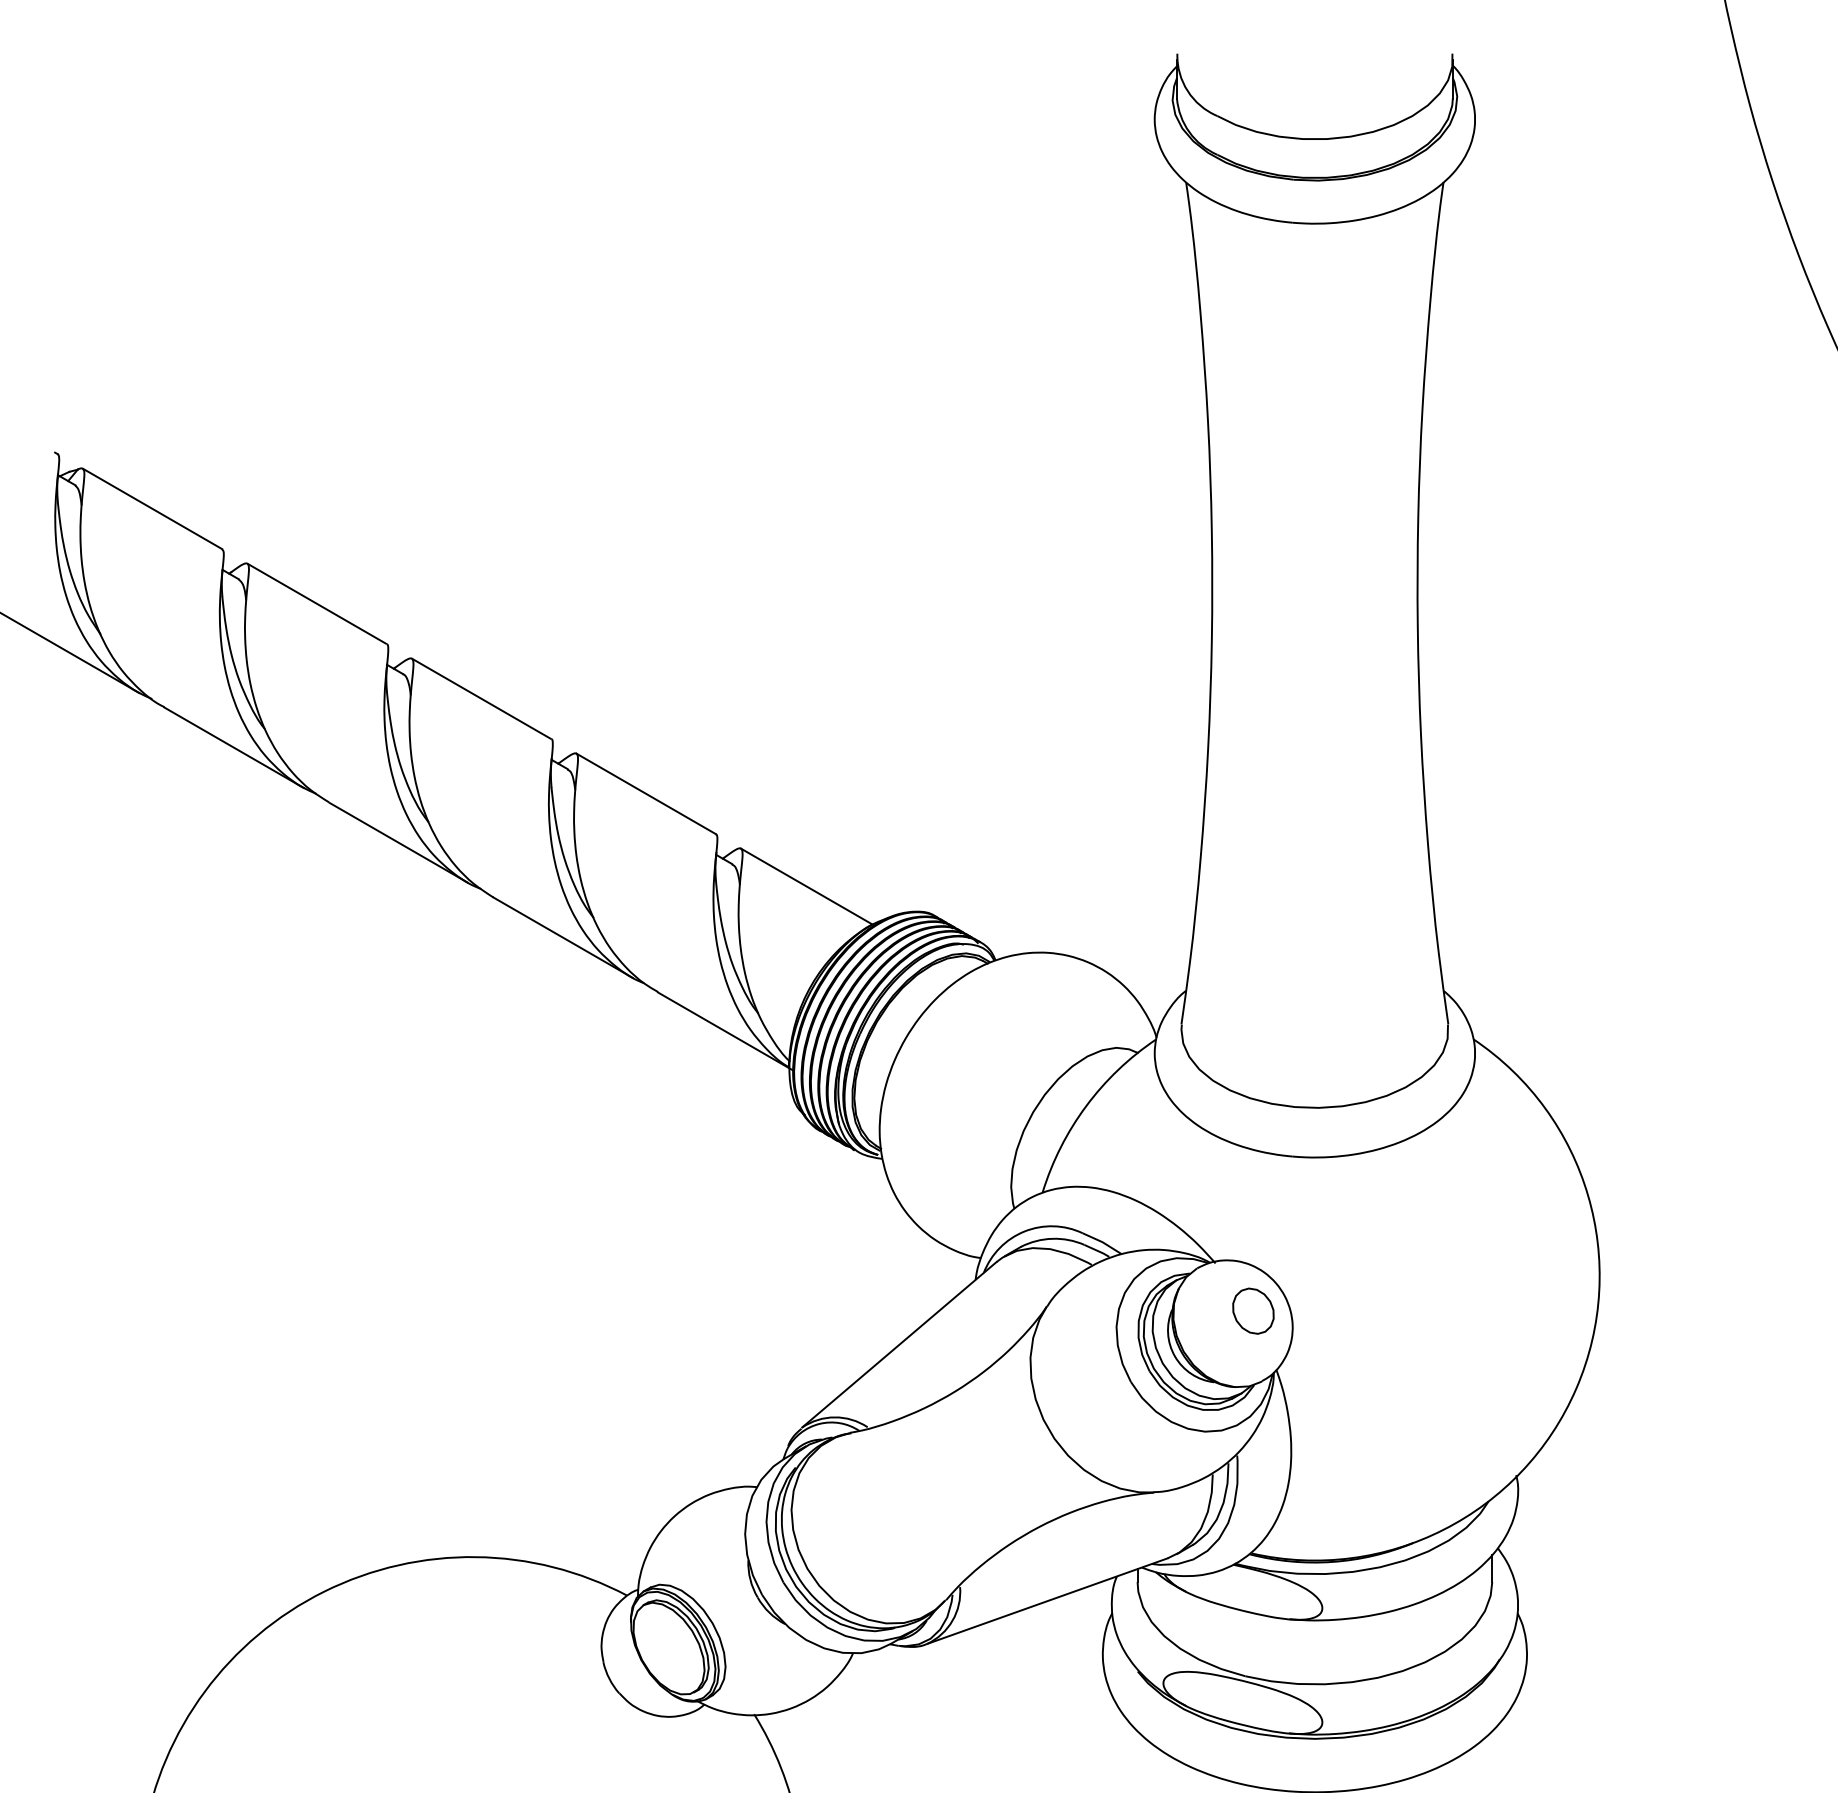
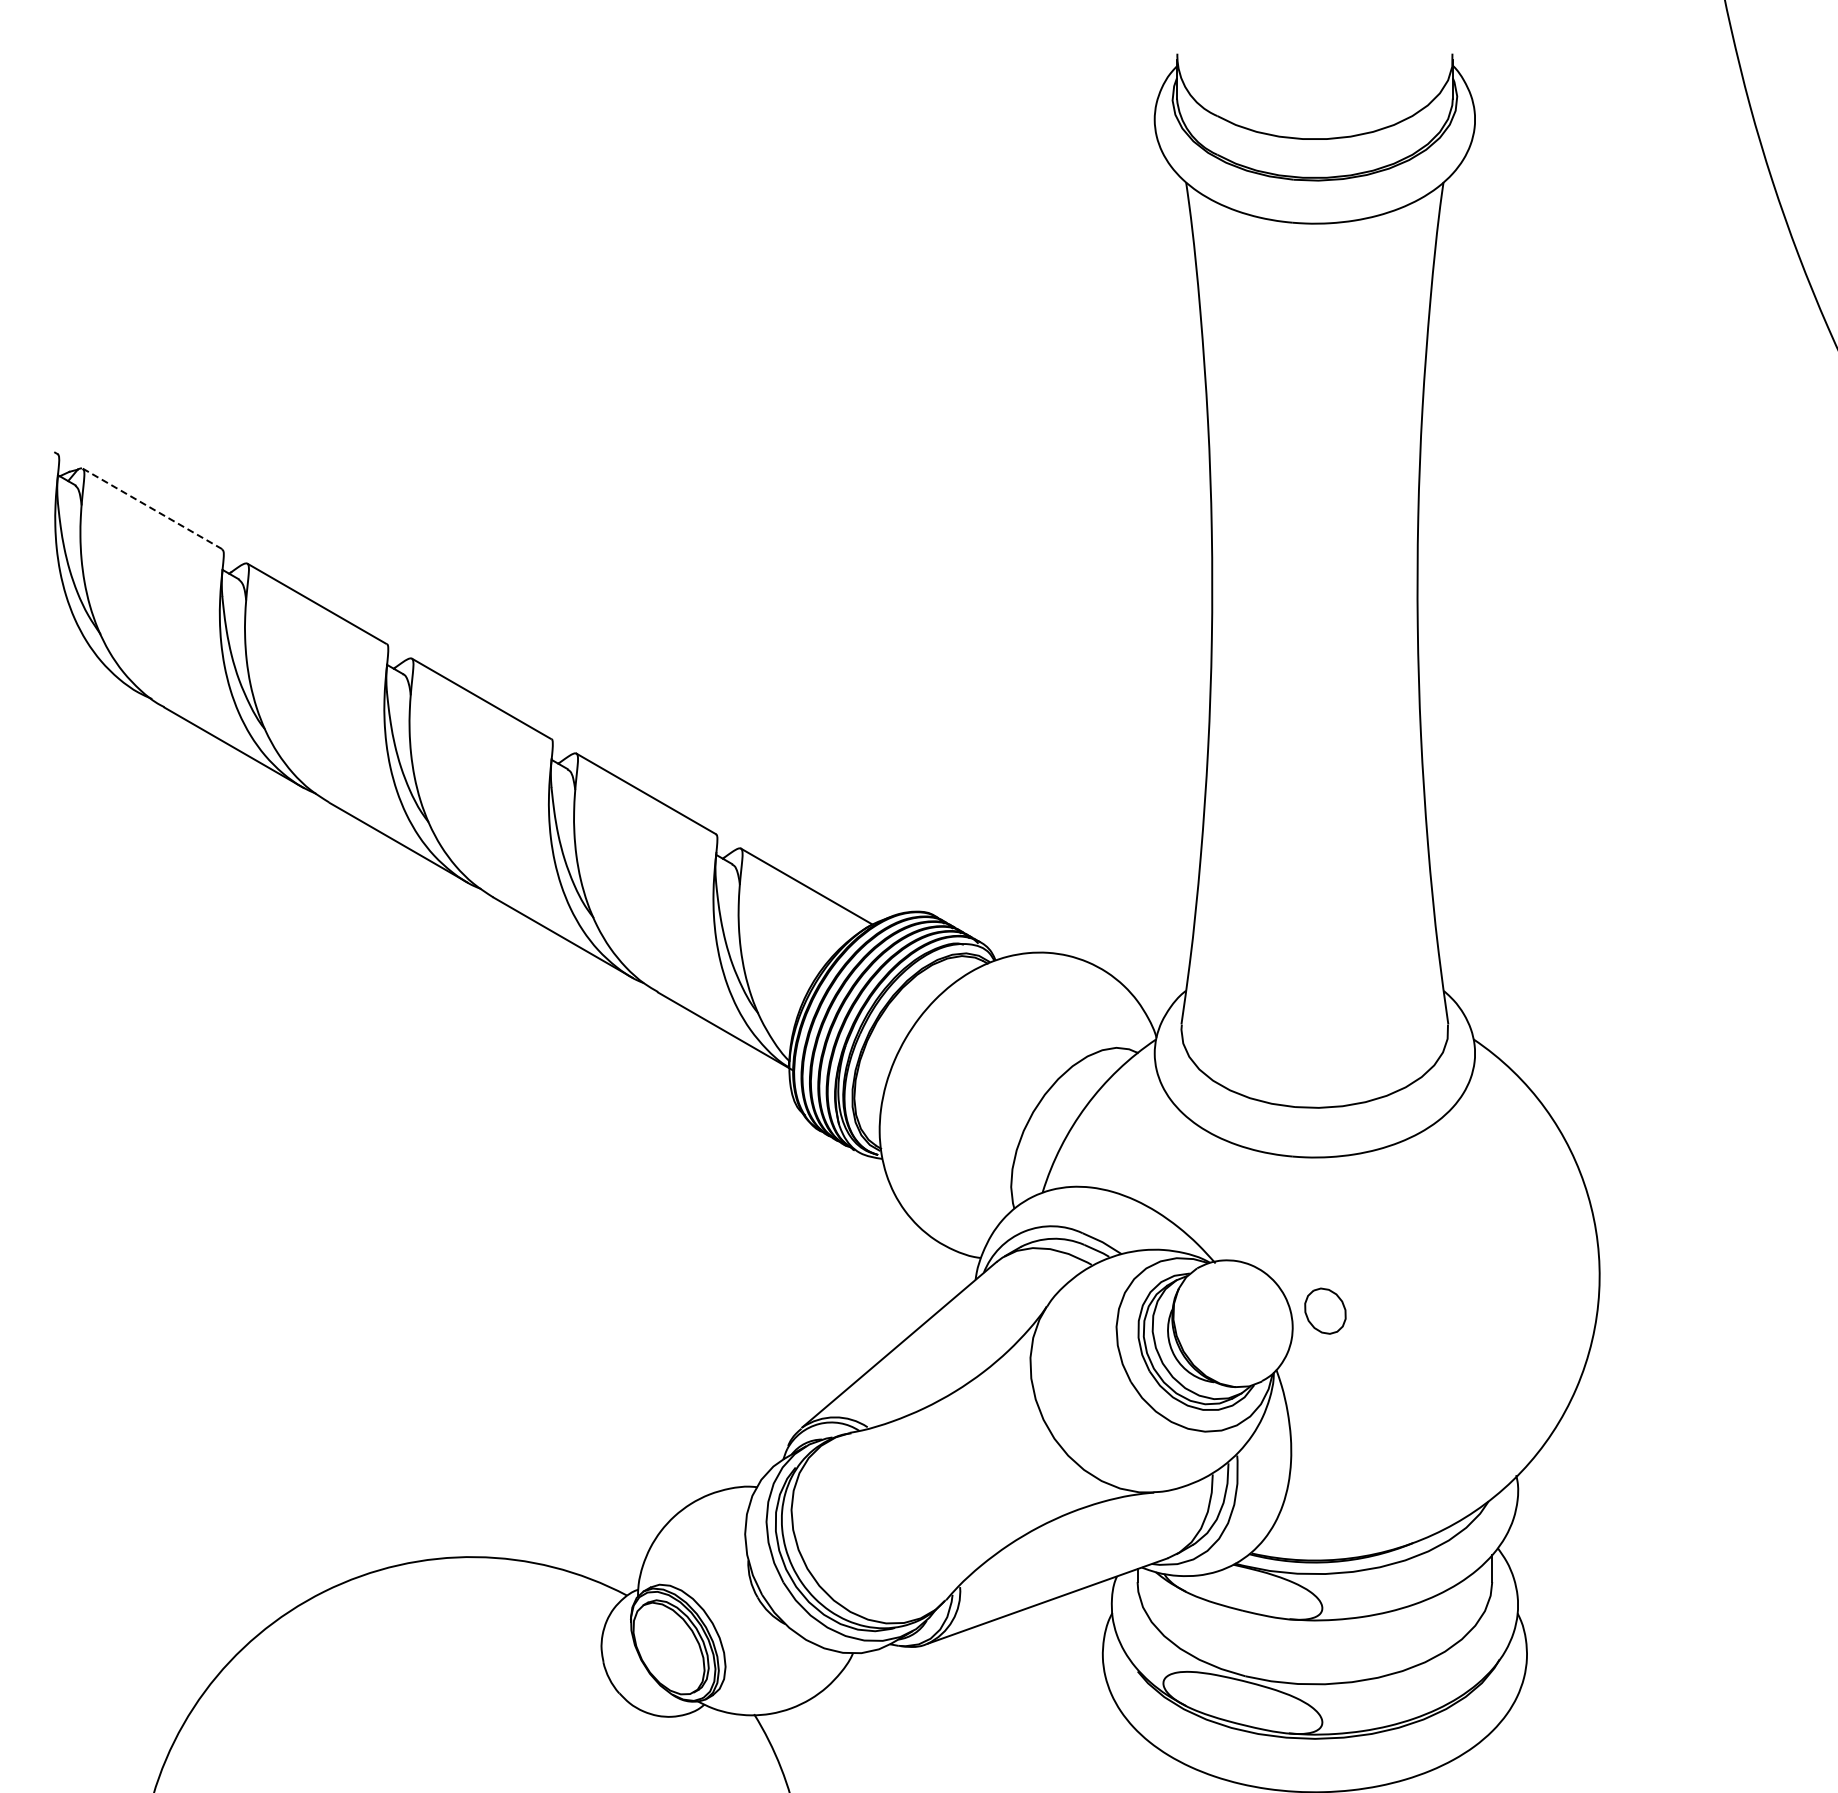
line: solid -> dashed (152, 508)
line: present -> none (70, 652)
part position: (1253, 1310) -> (1325, 1310) (1325, 1310)
